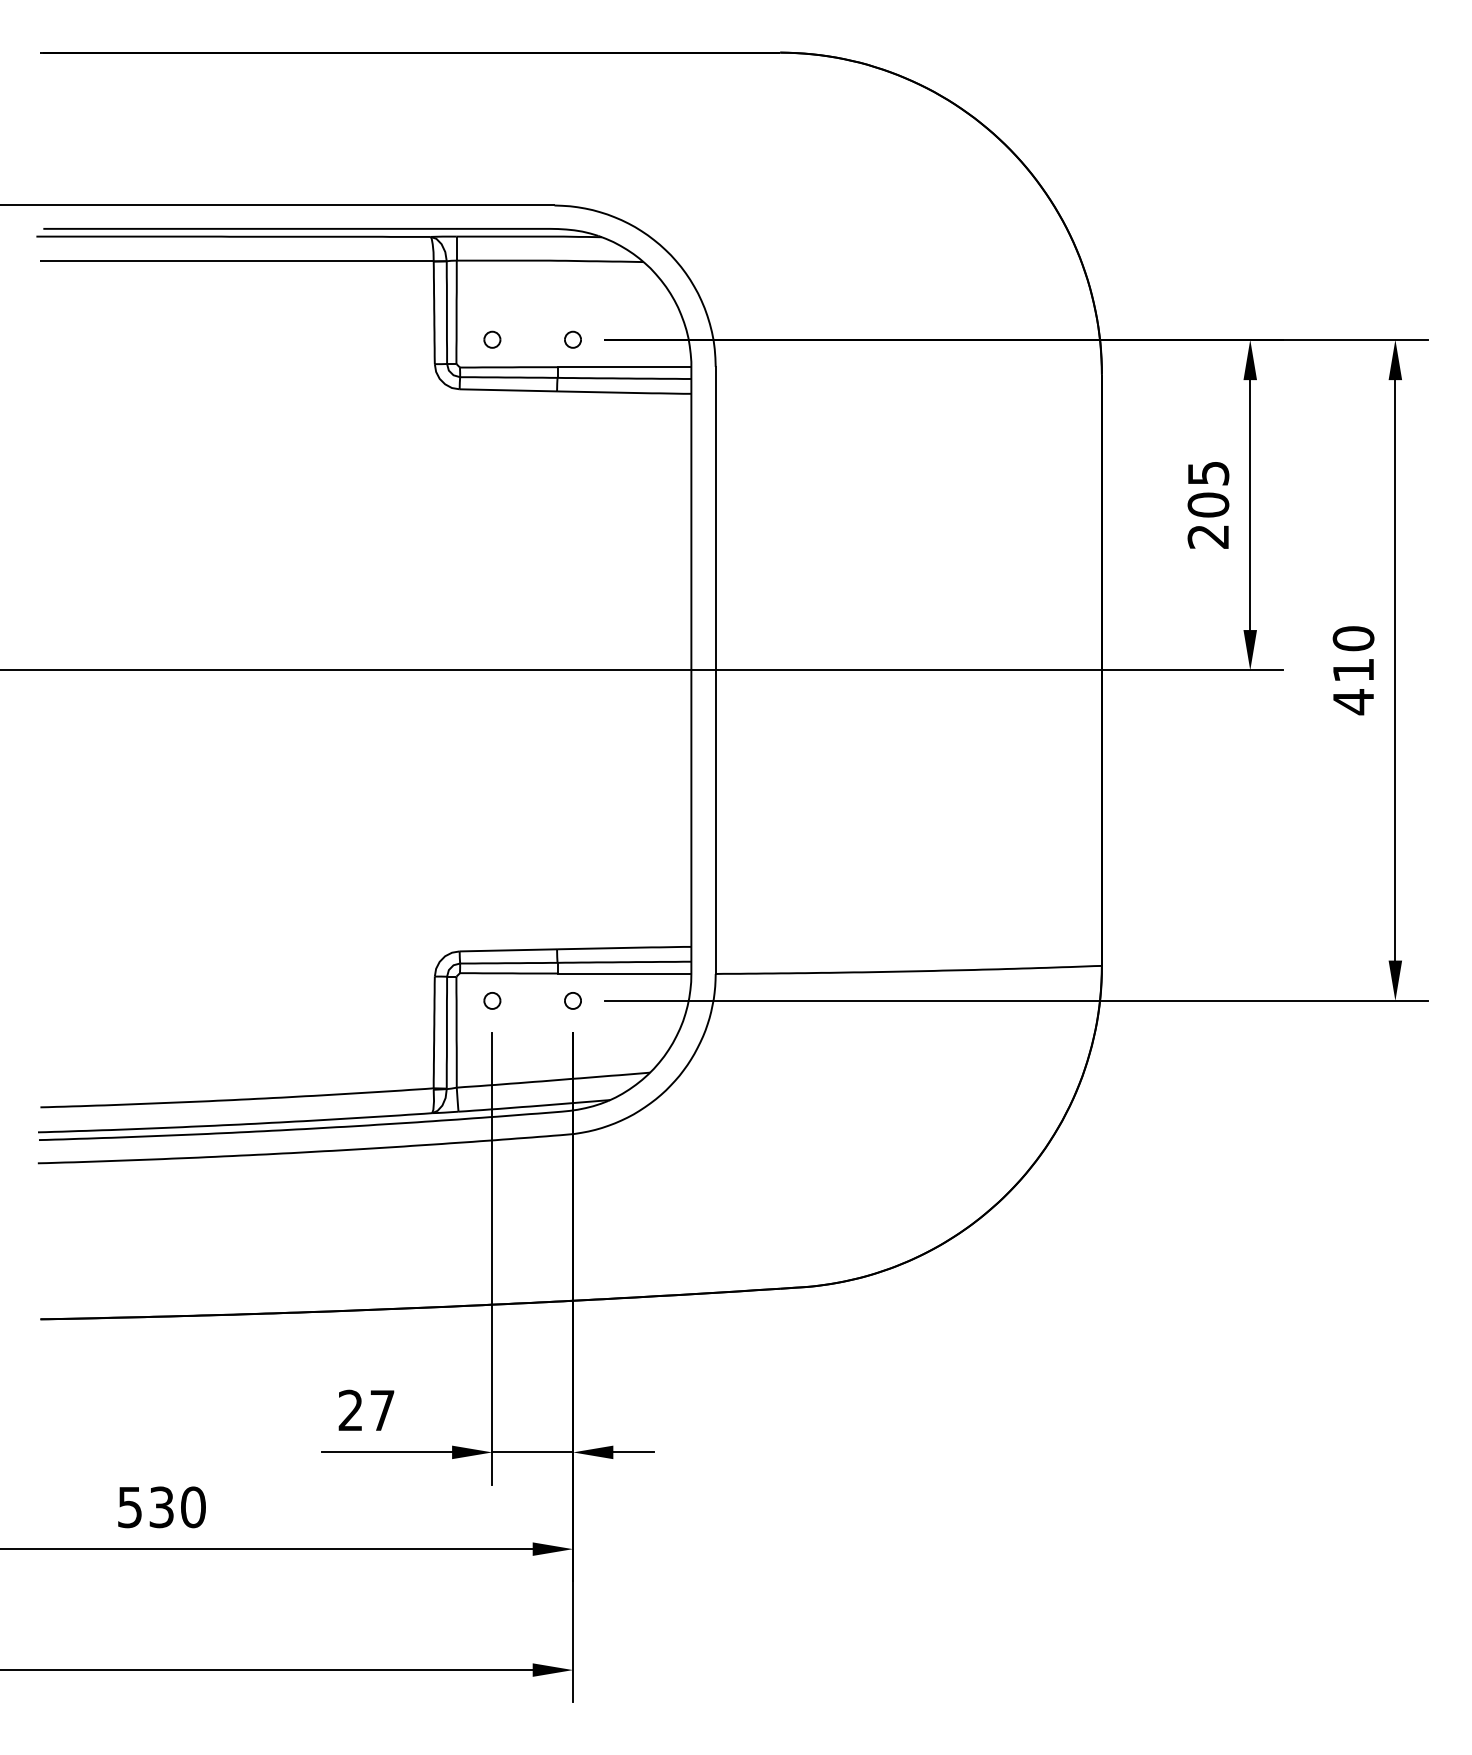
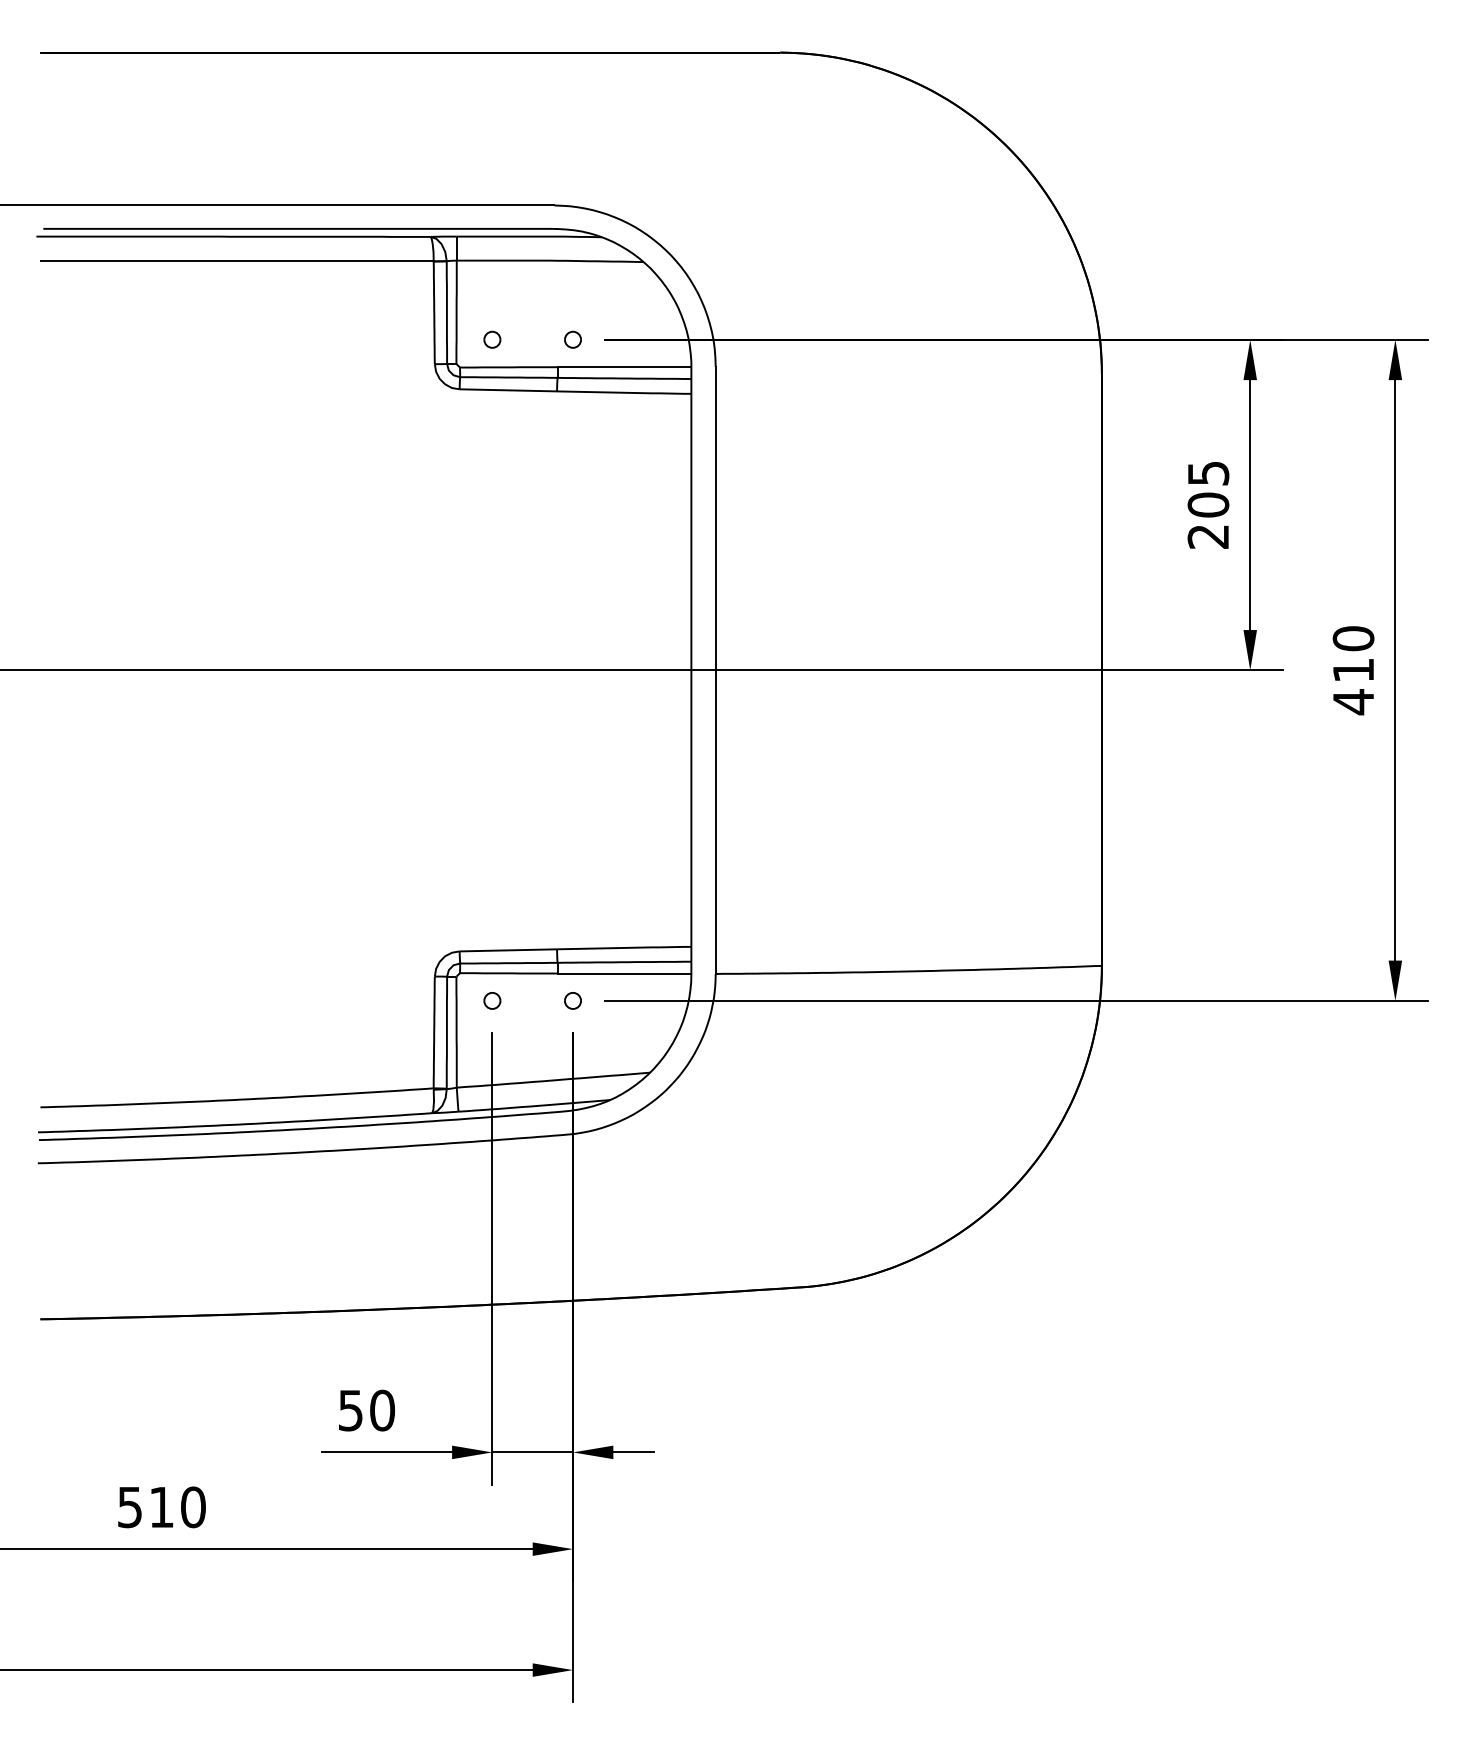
text: 27 -> 50 (366, 1410)
text: 530 -> 510 (161, 1507)
